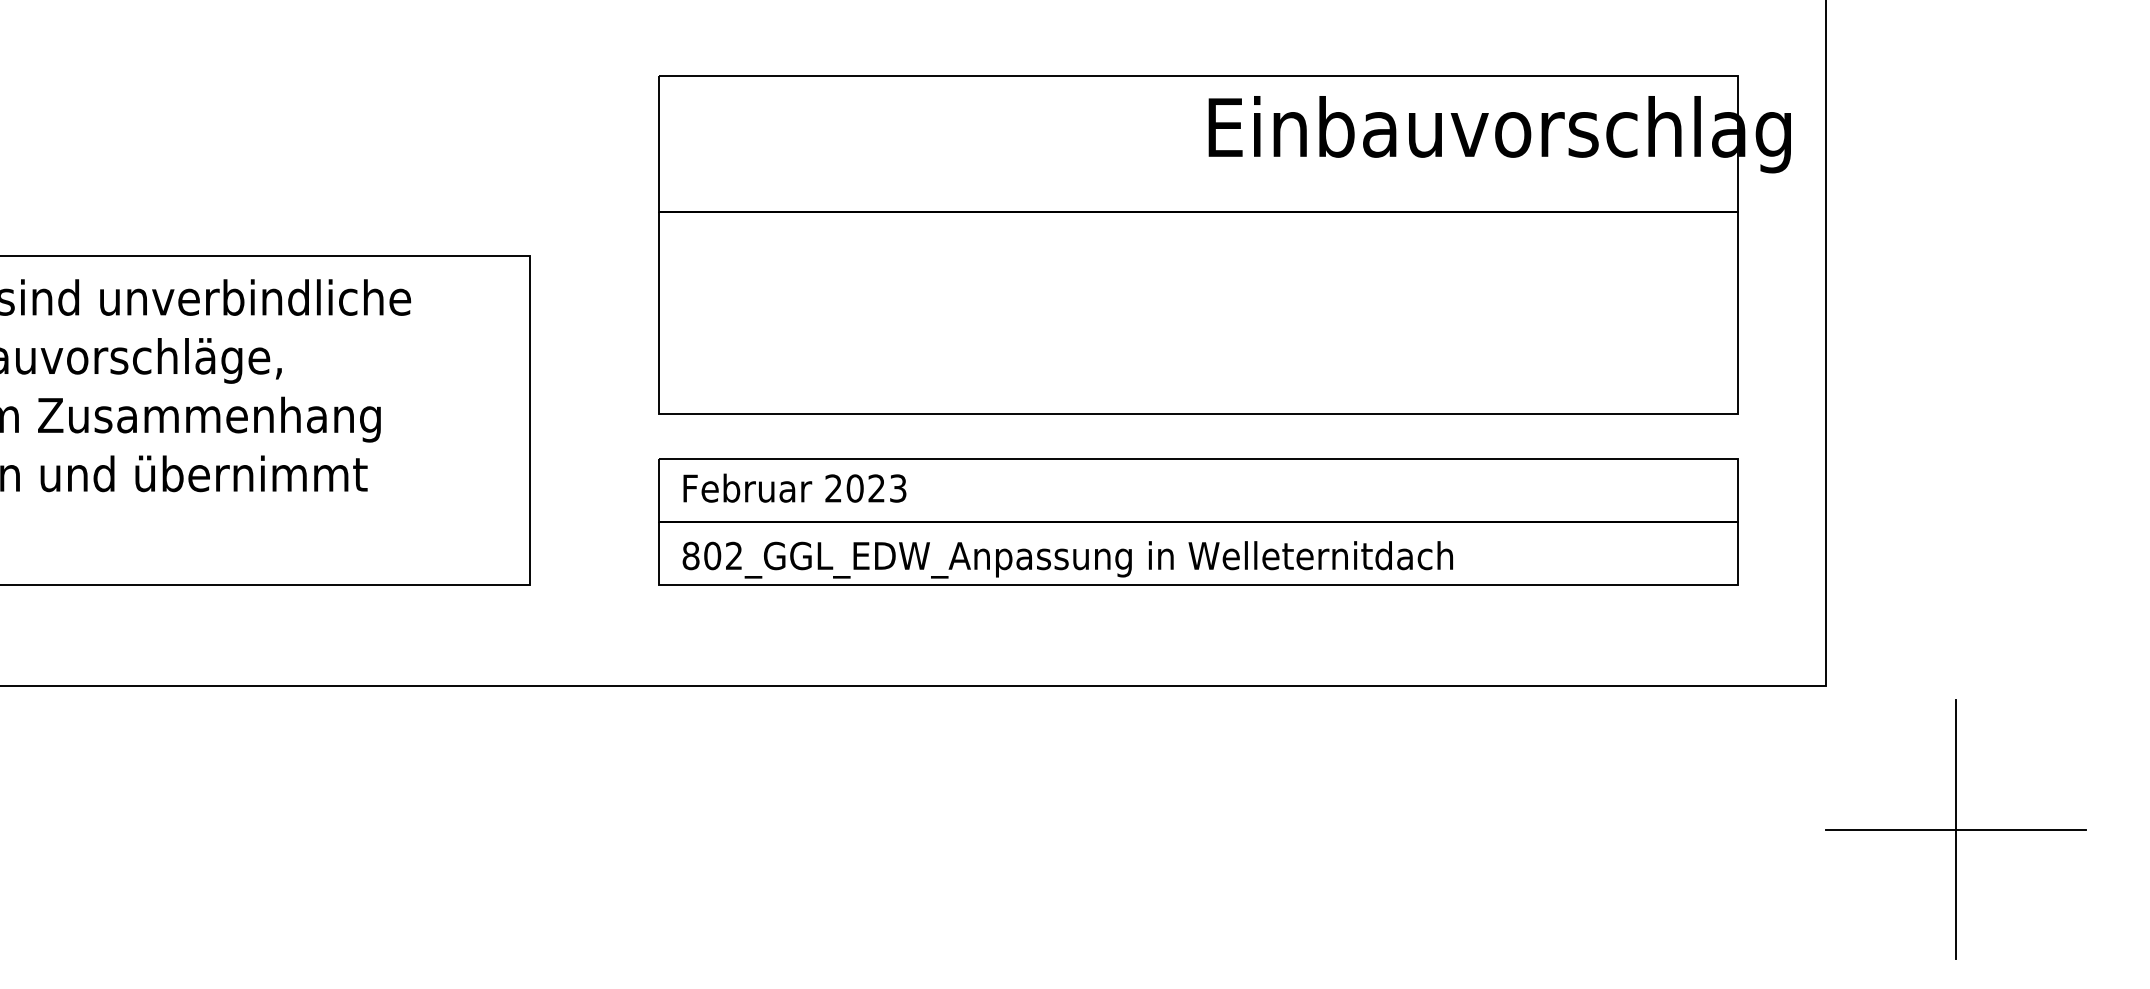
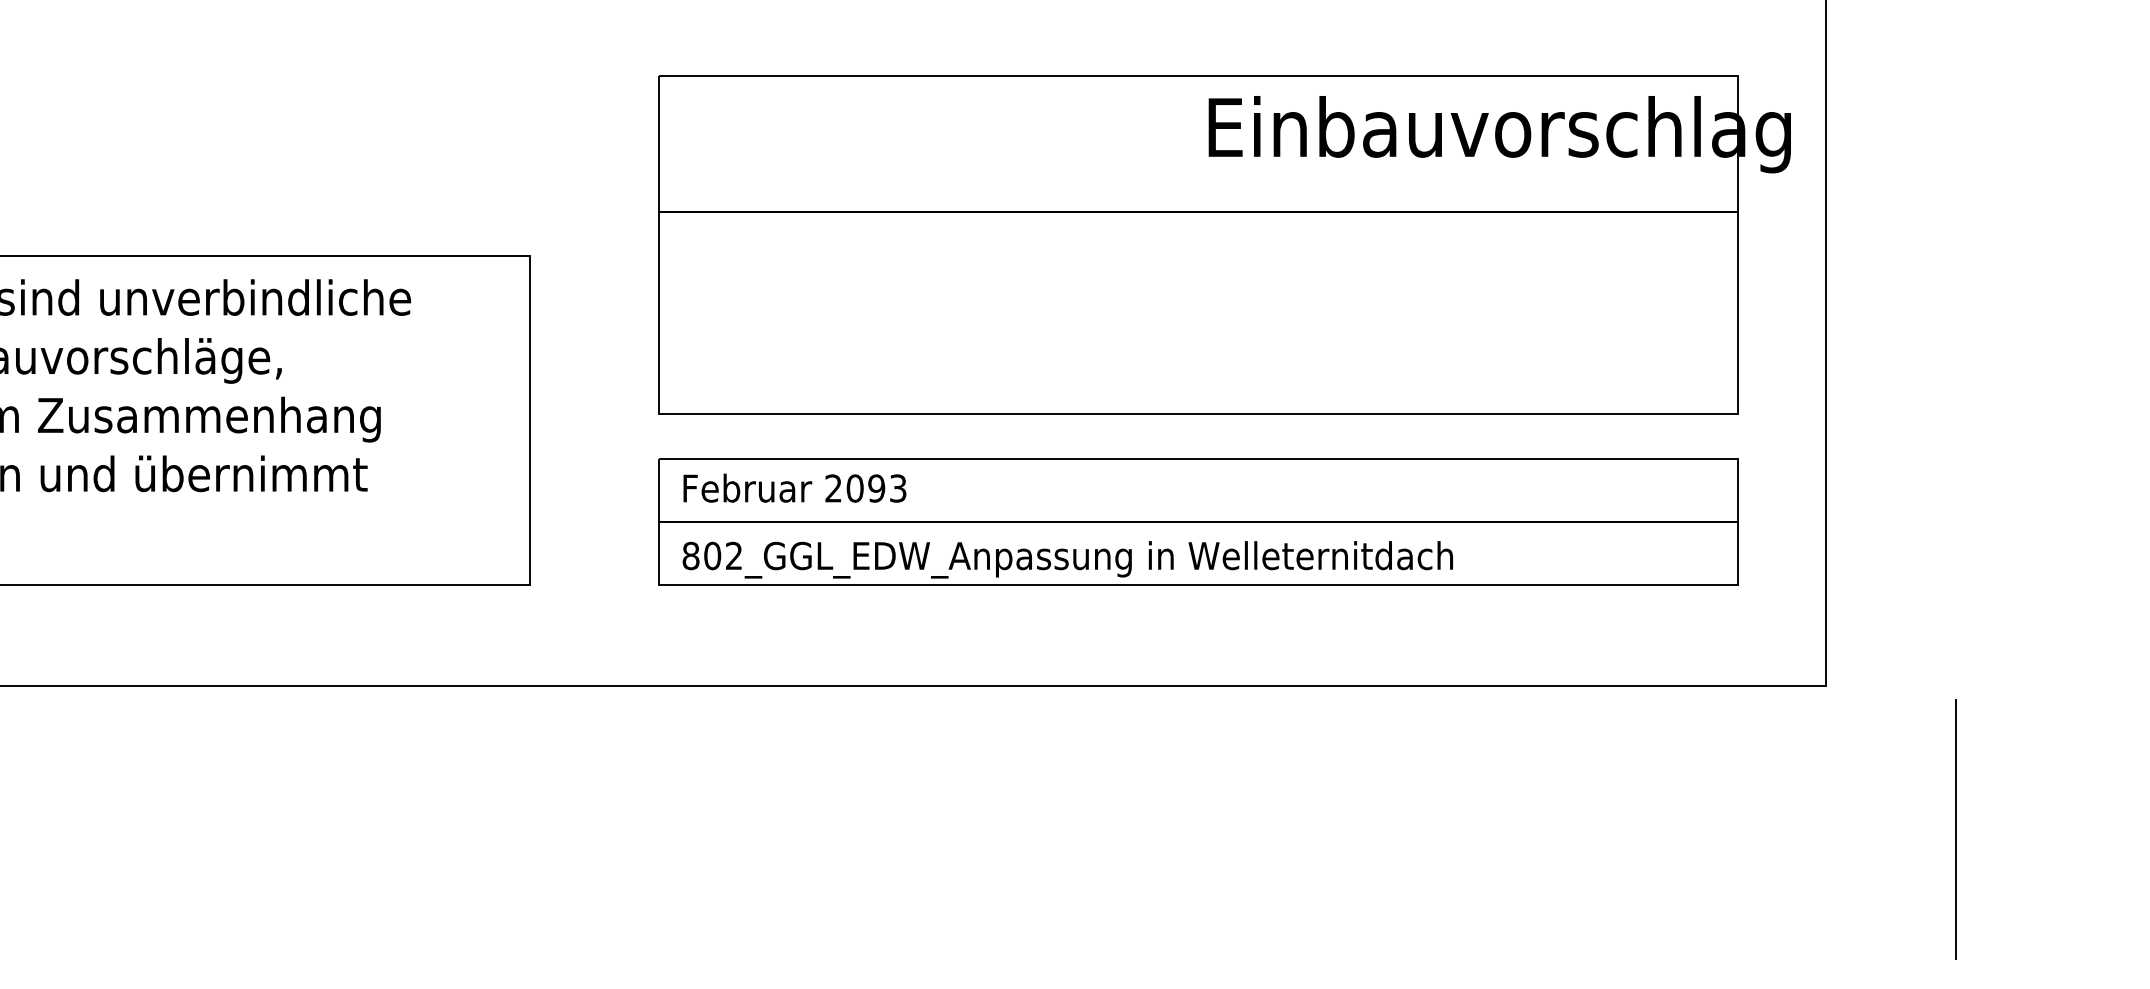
text: 2023 -> 2093 (876, 488)
line: present -> none (1955, 829)
